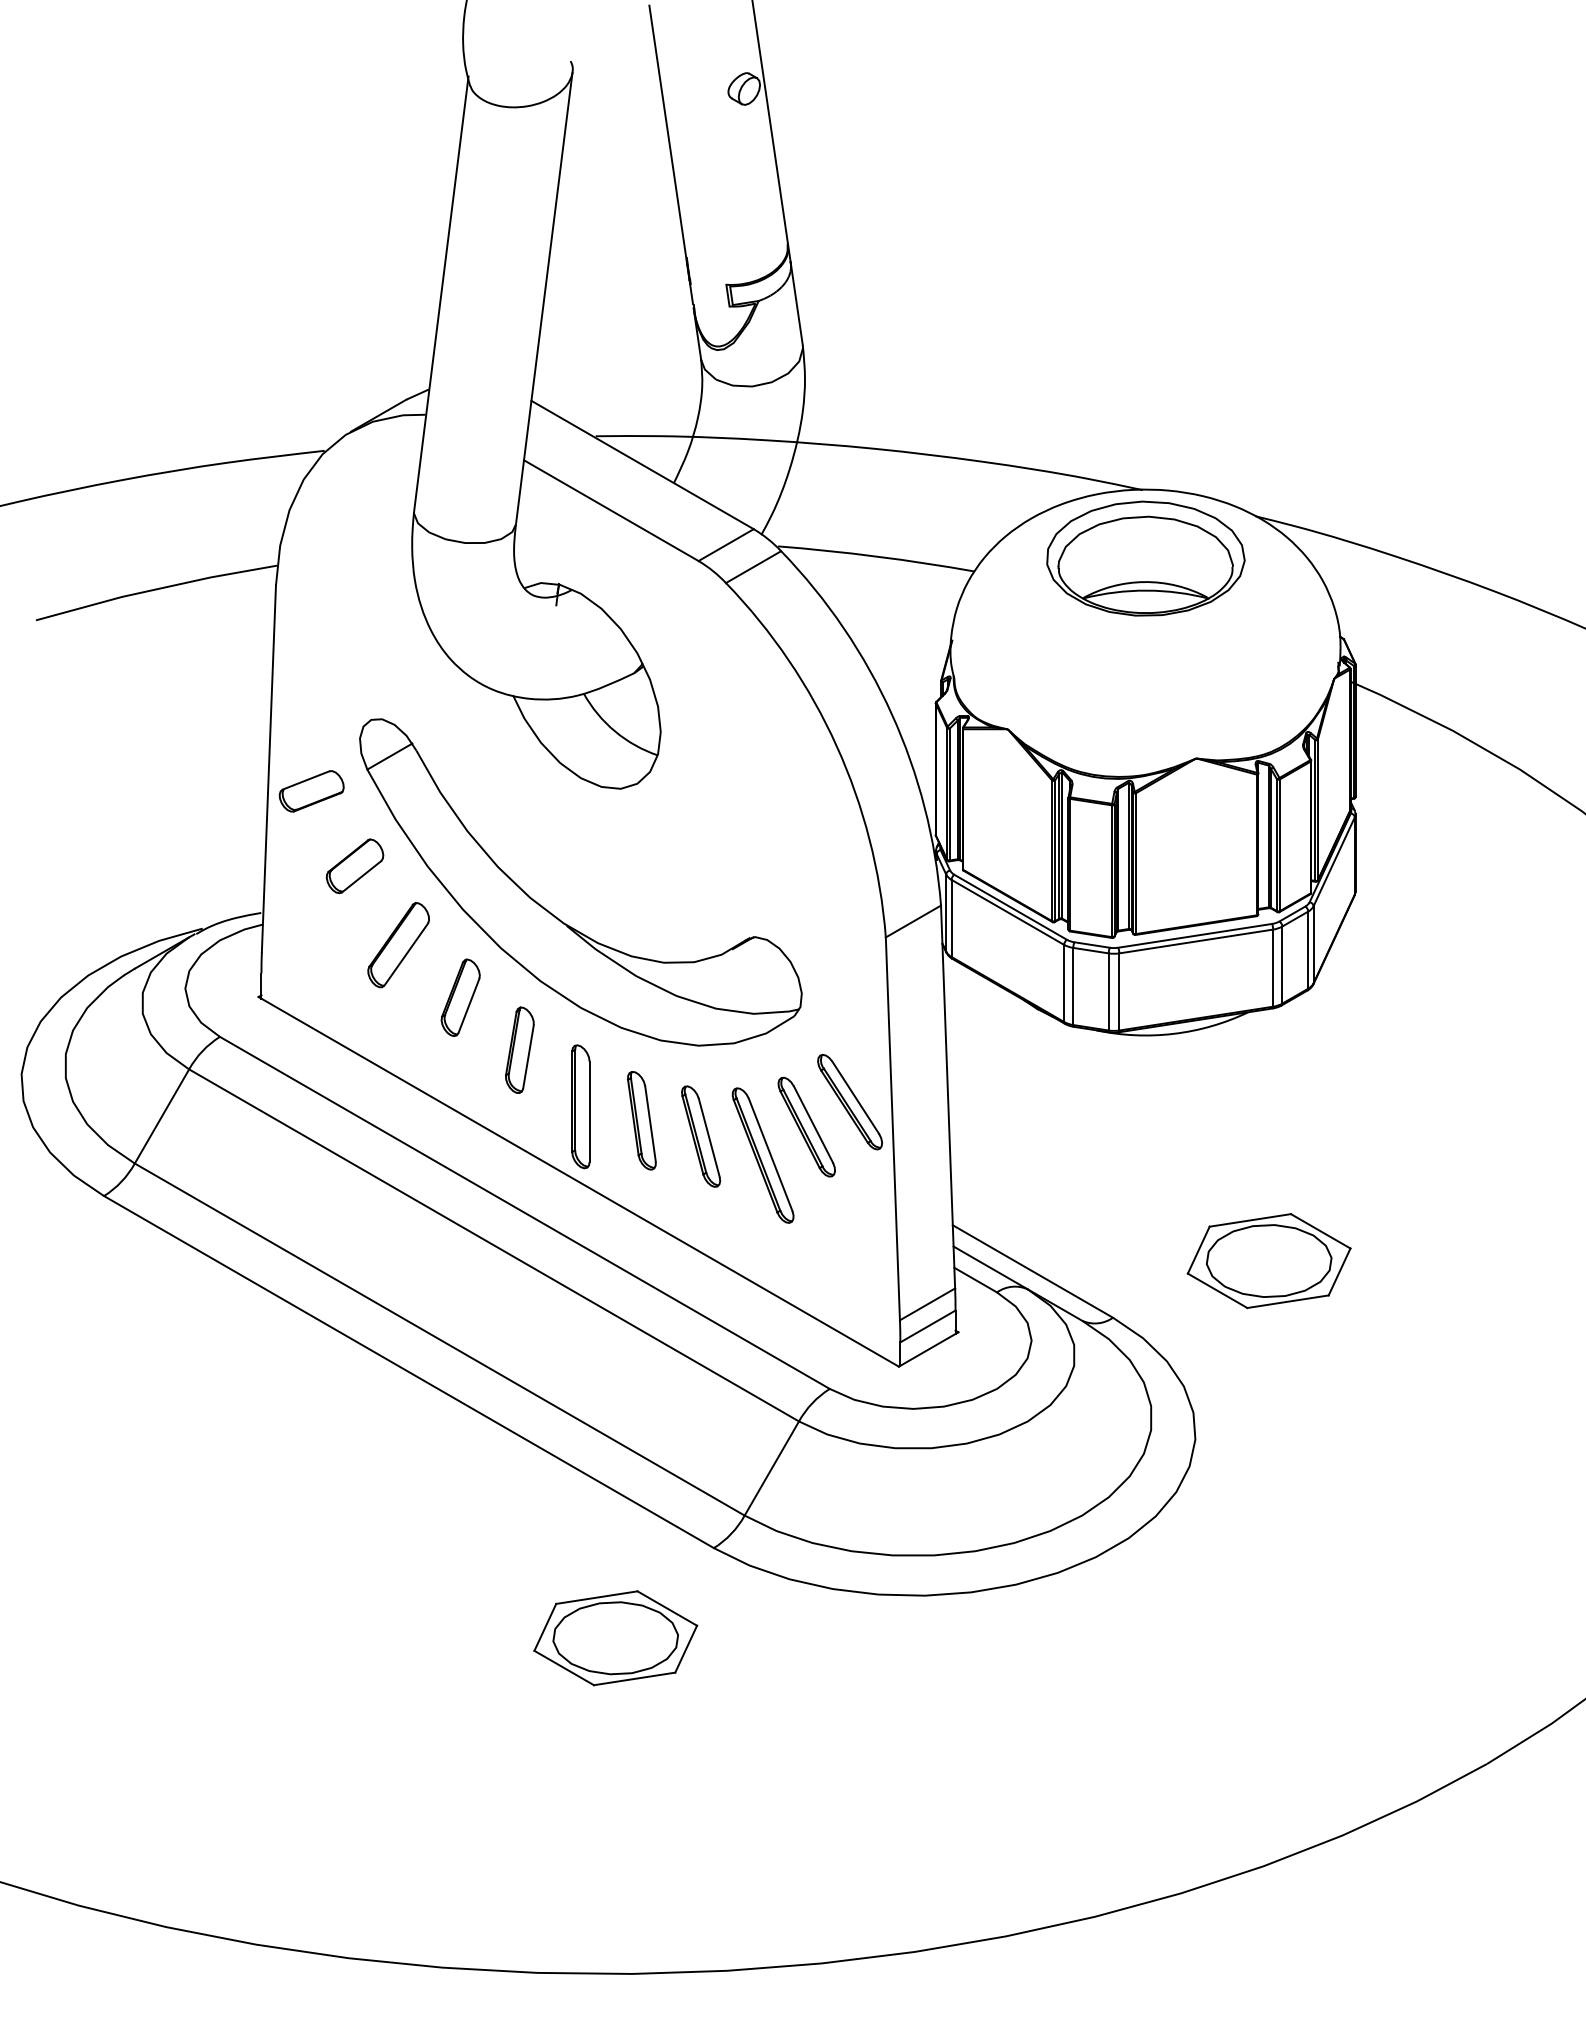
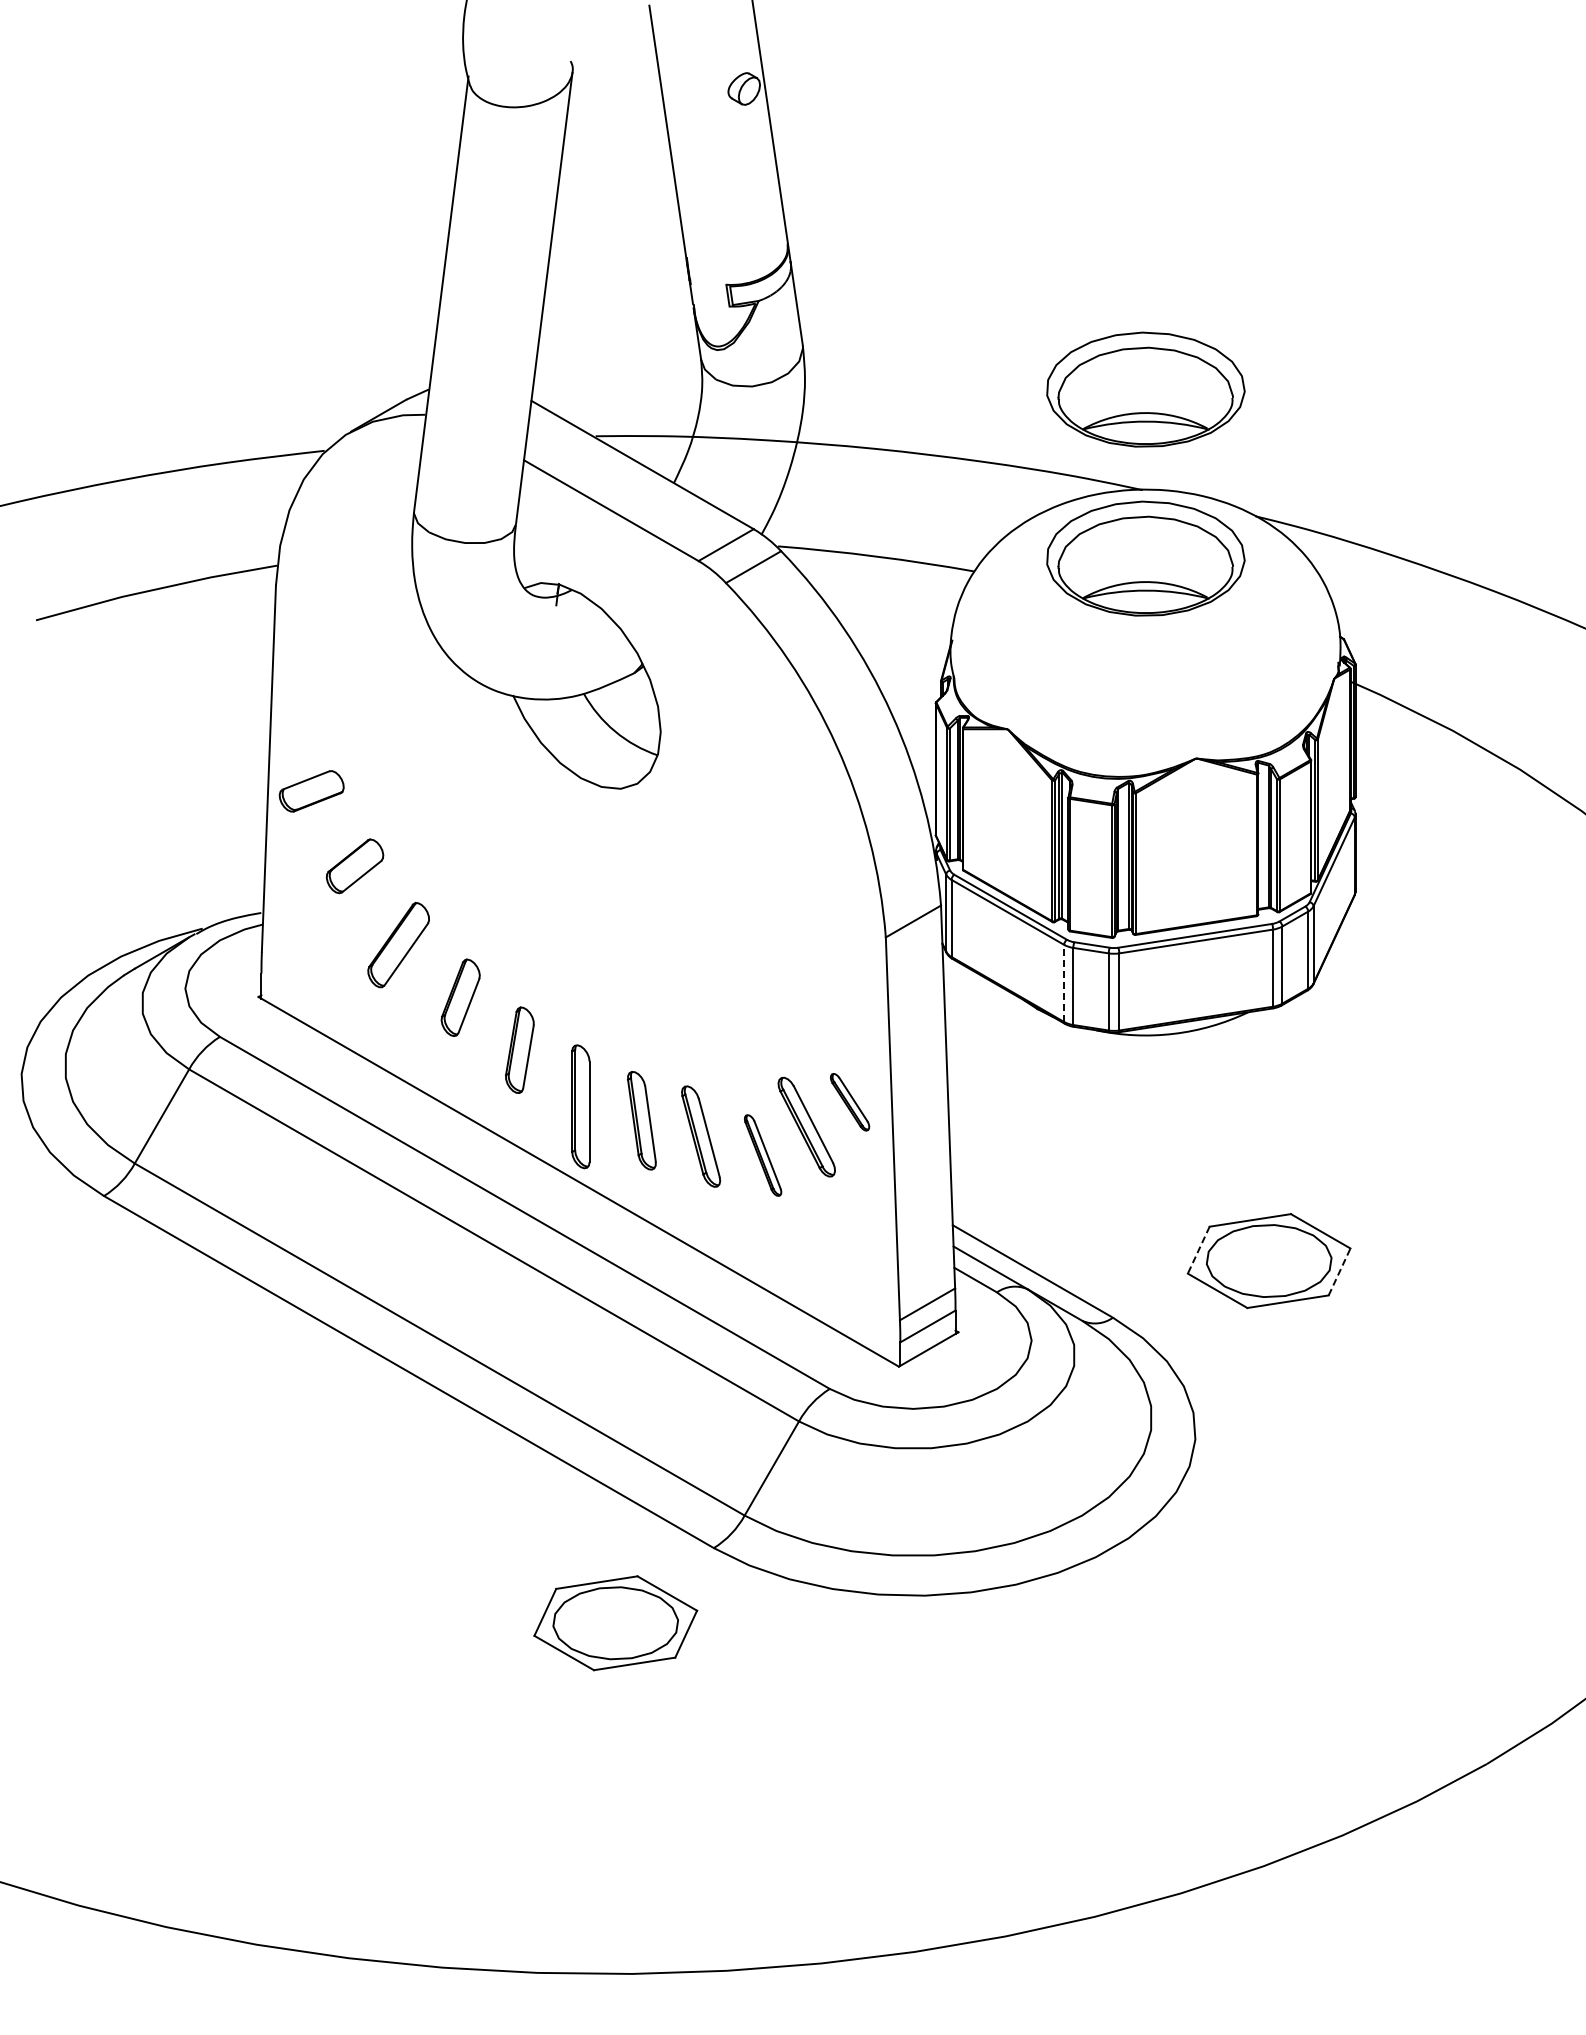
part: none -> present (1145, 389)
part: present -> none (555, 915)
line: solid -> dashed (1064, 983)
part size: 66x97 px -> 41x59 px (850, 1102)
part size: 64x137 px -> 39x83 px (763, 1155)
line: solid -> dashed (1198, 1250)
line: solid -> dashed (1339, 1271)
part position: (615, 1638) -> (615, 1623) (615, 1623)
